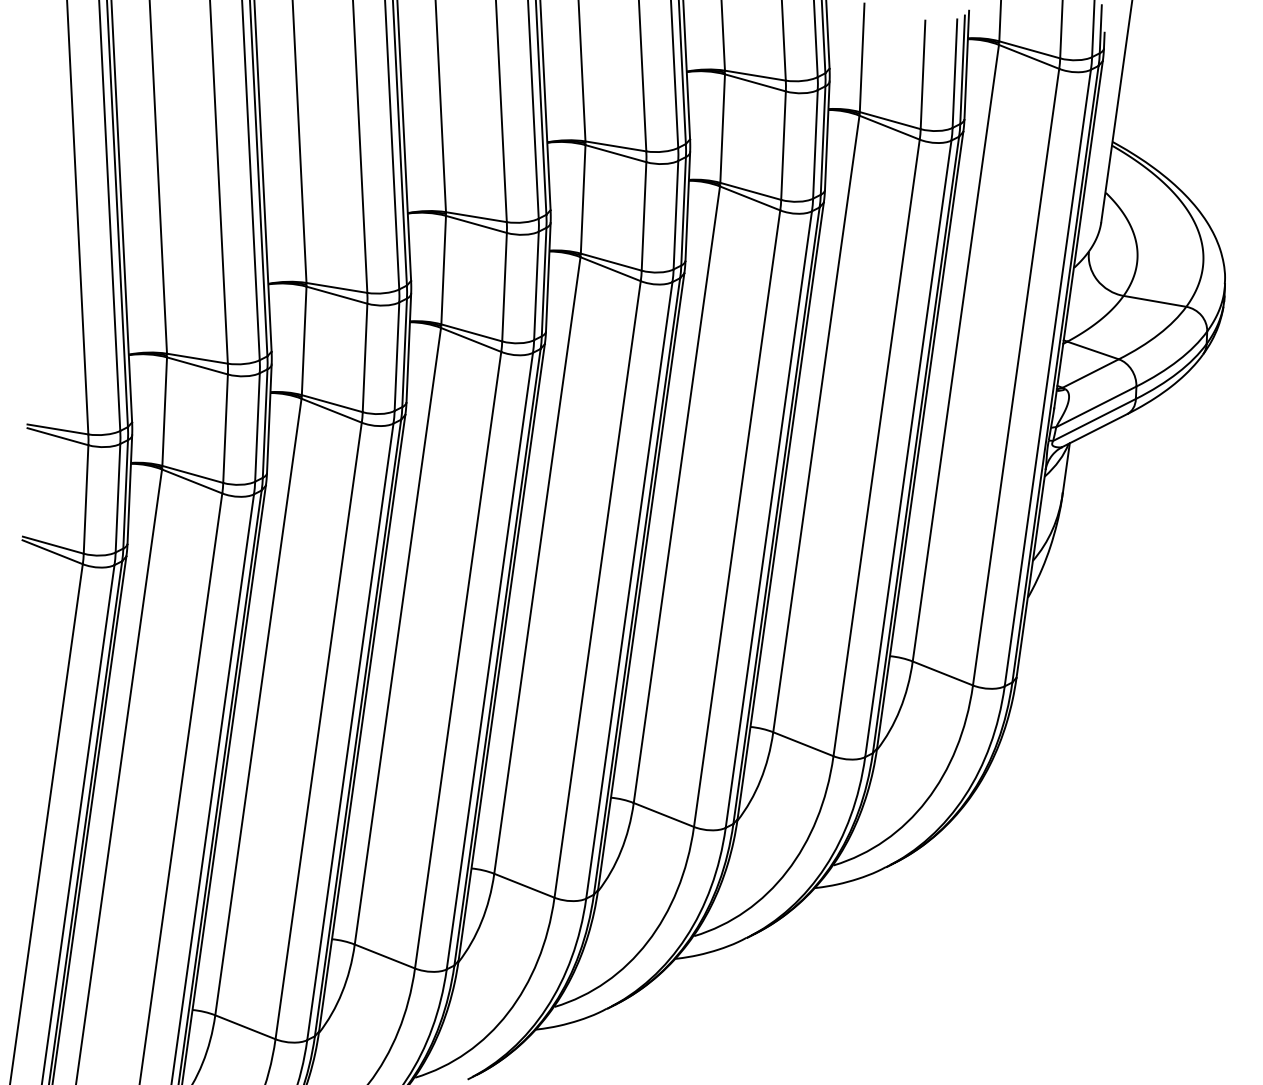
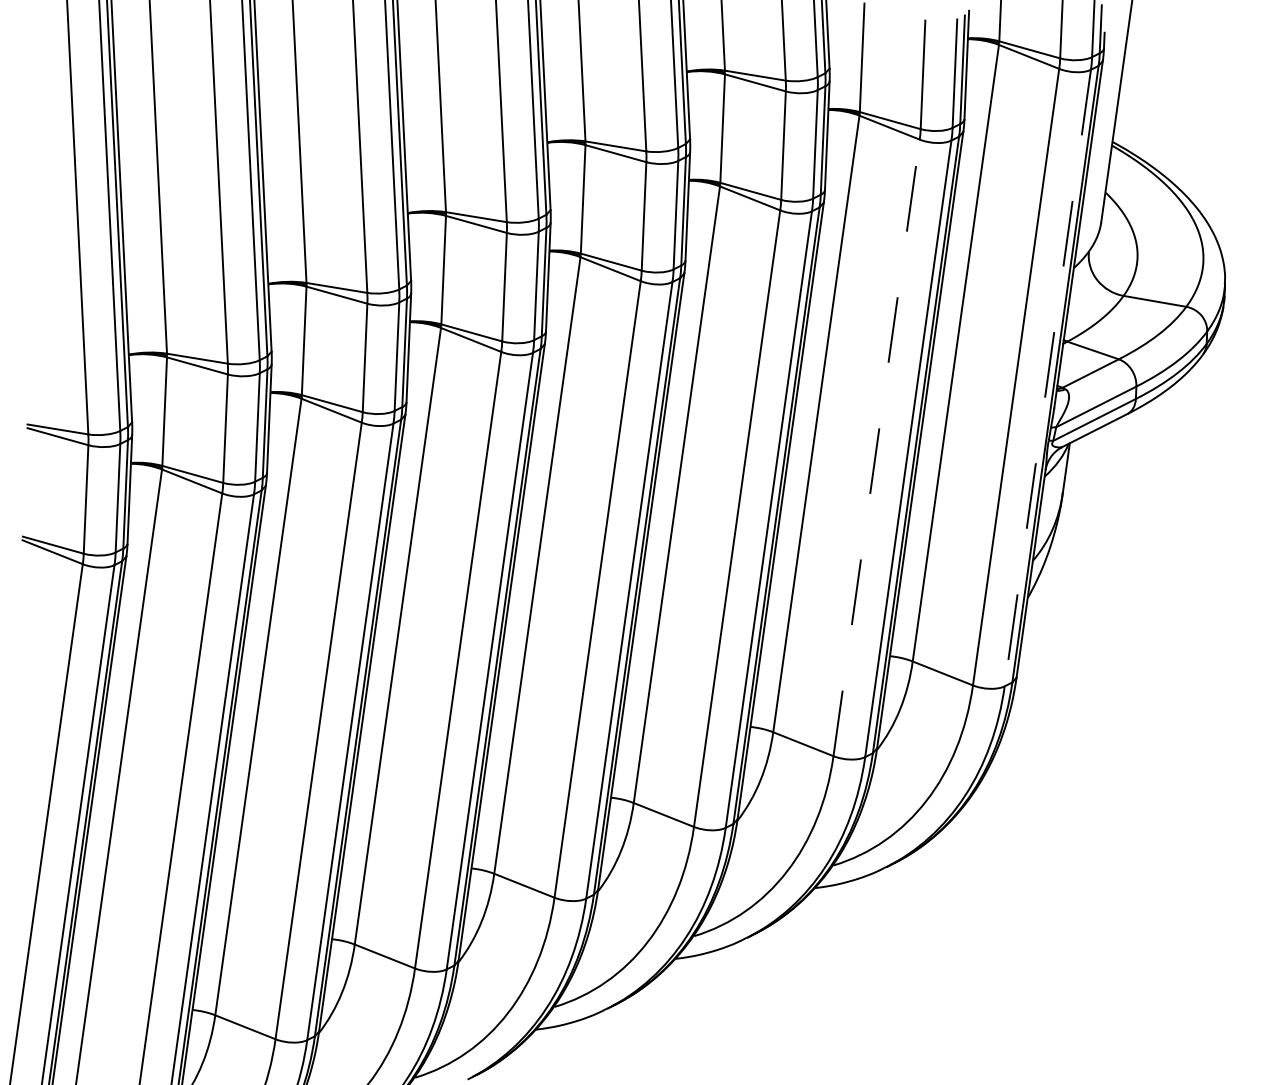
line: solid -> dashed (1047, 378)
line: solid -> dashed (876, 447)
